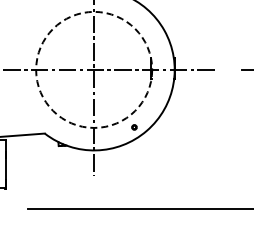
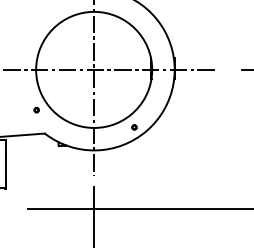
circle: dashed -> solid (94, 69)
part: none -> present (36, 109)
line: none -> present (94, 215)
